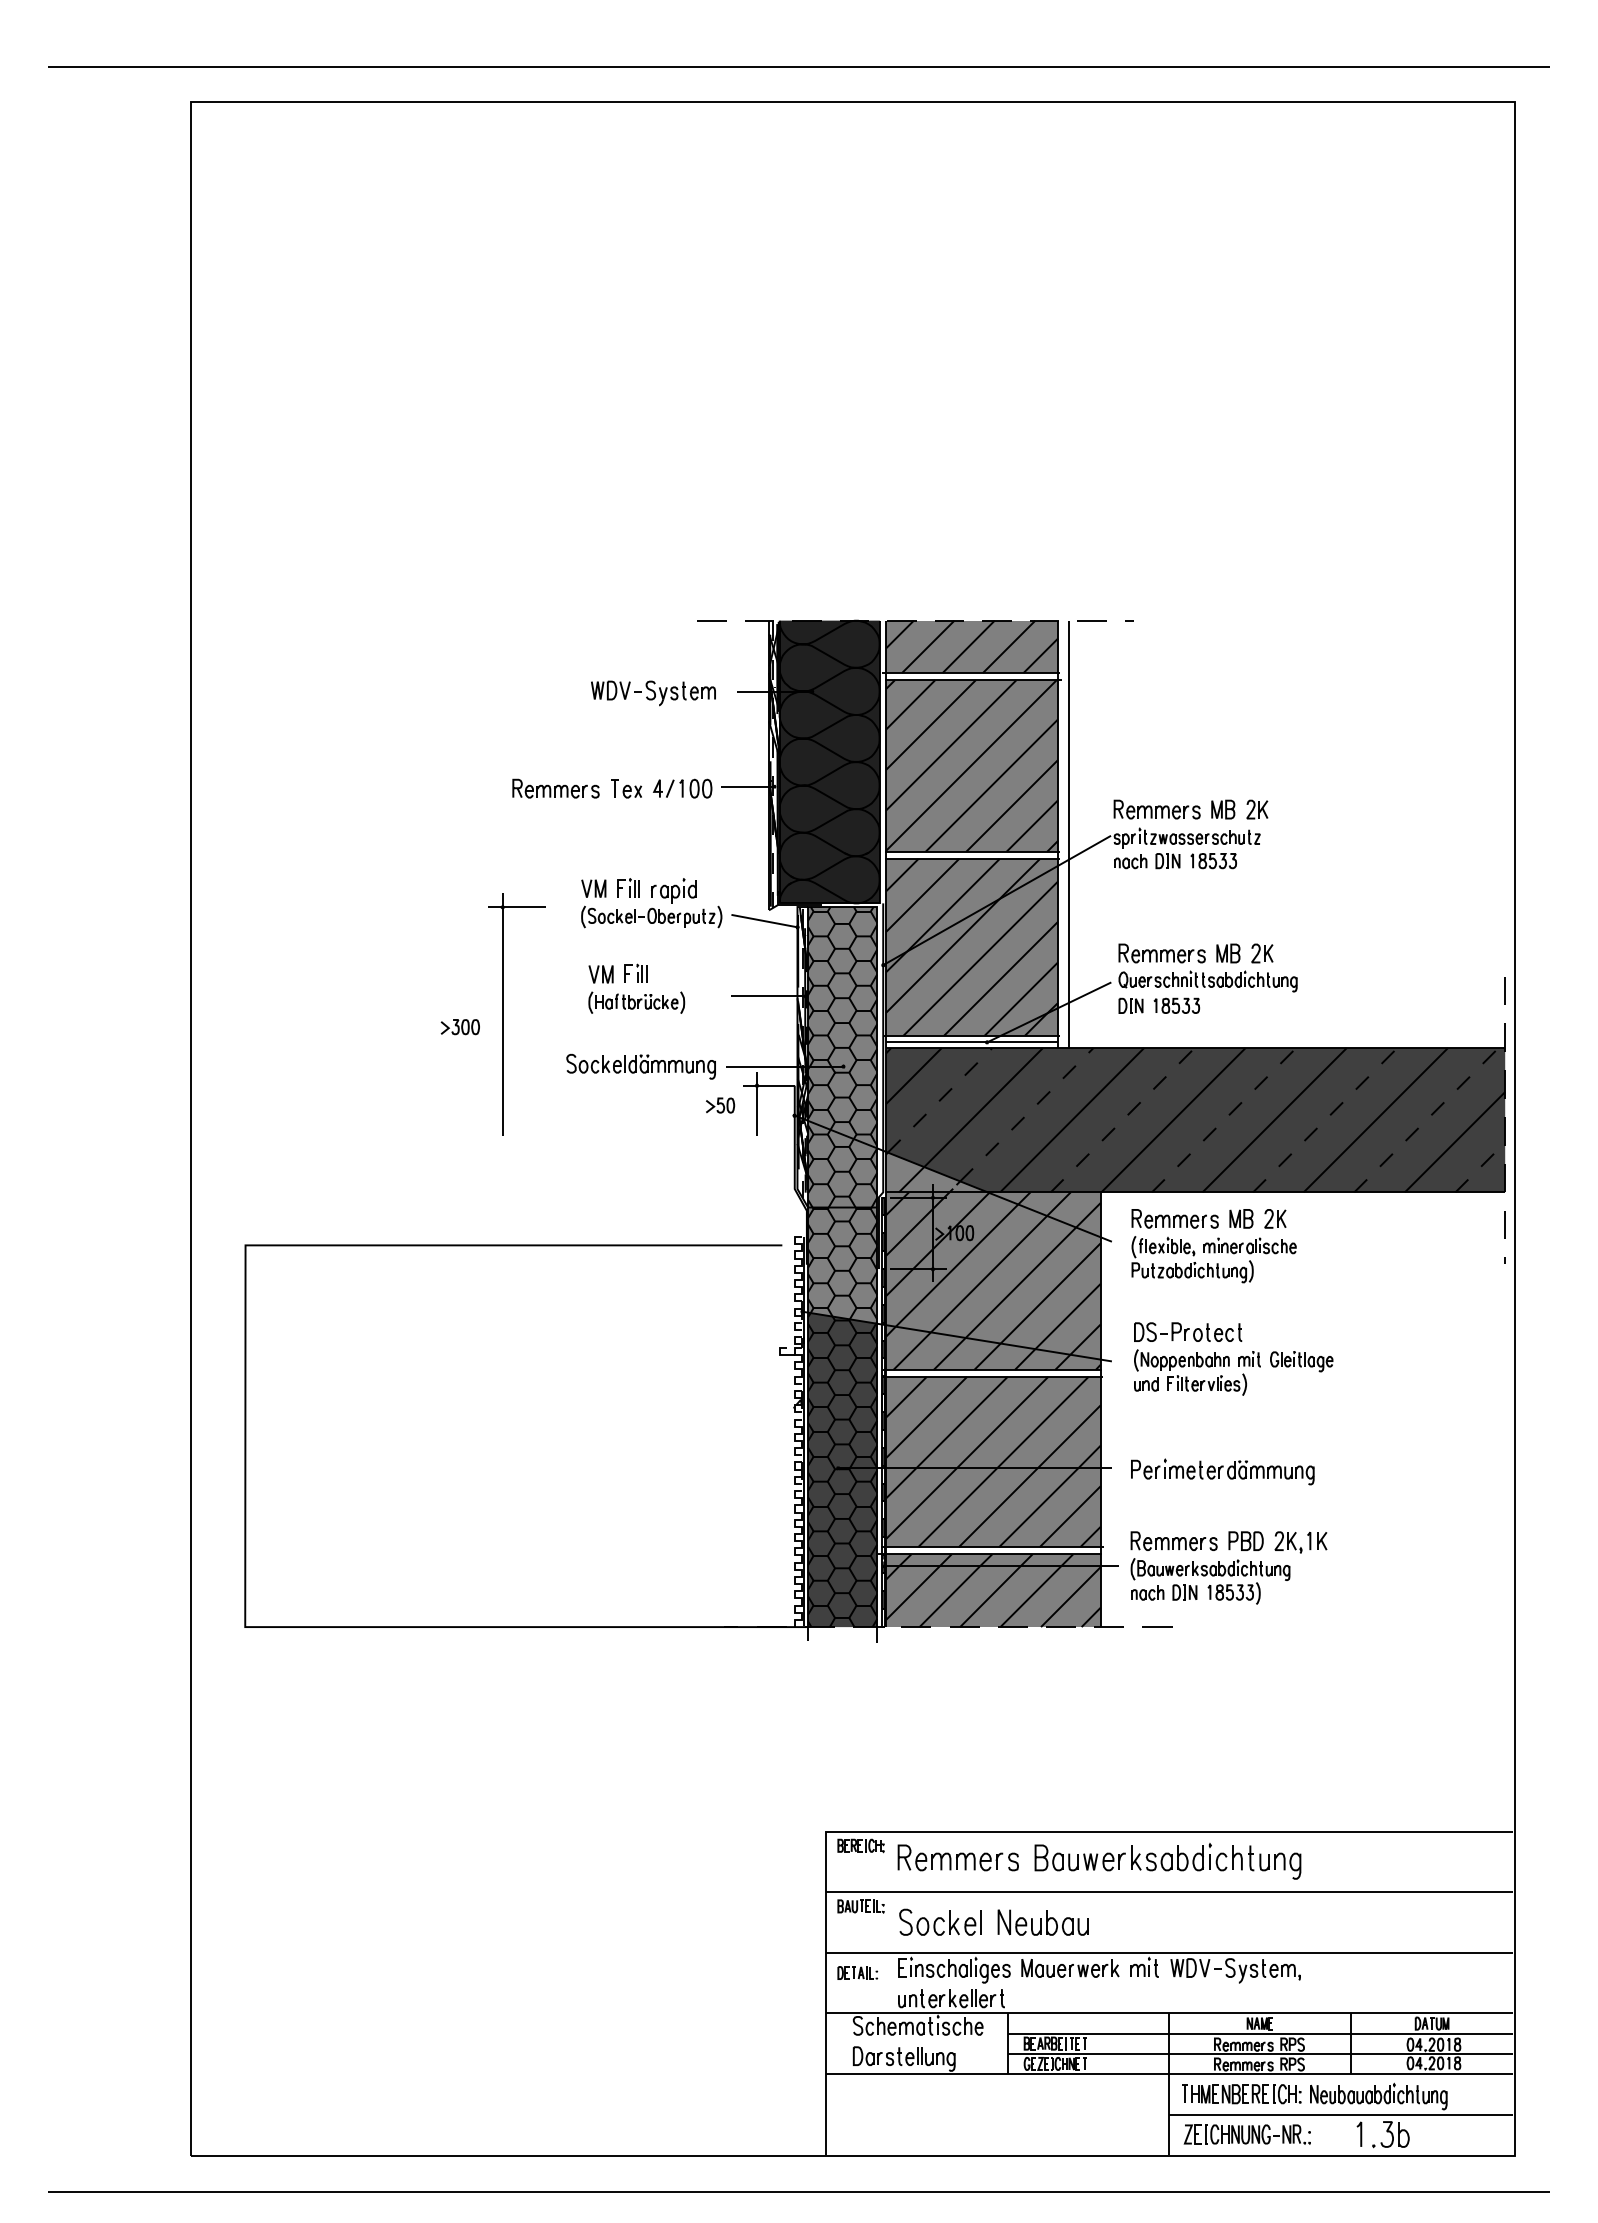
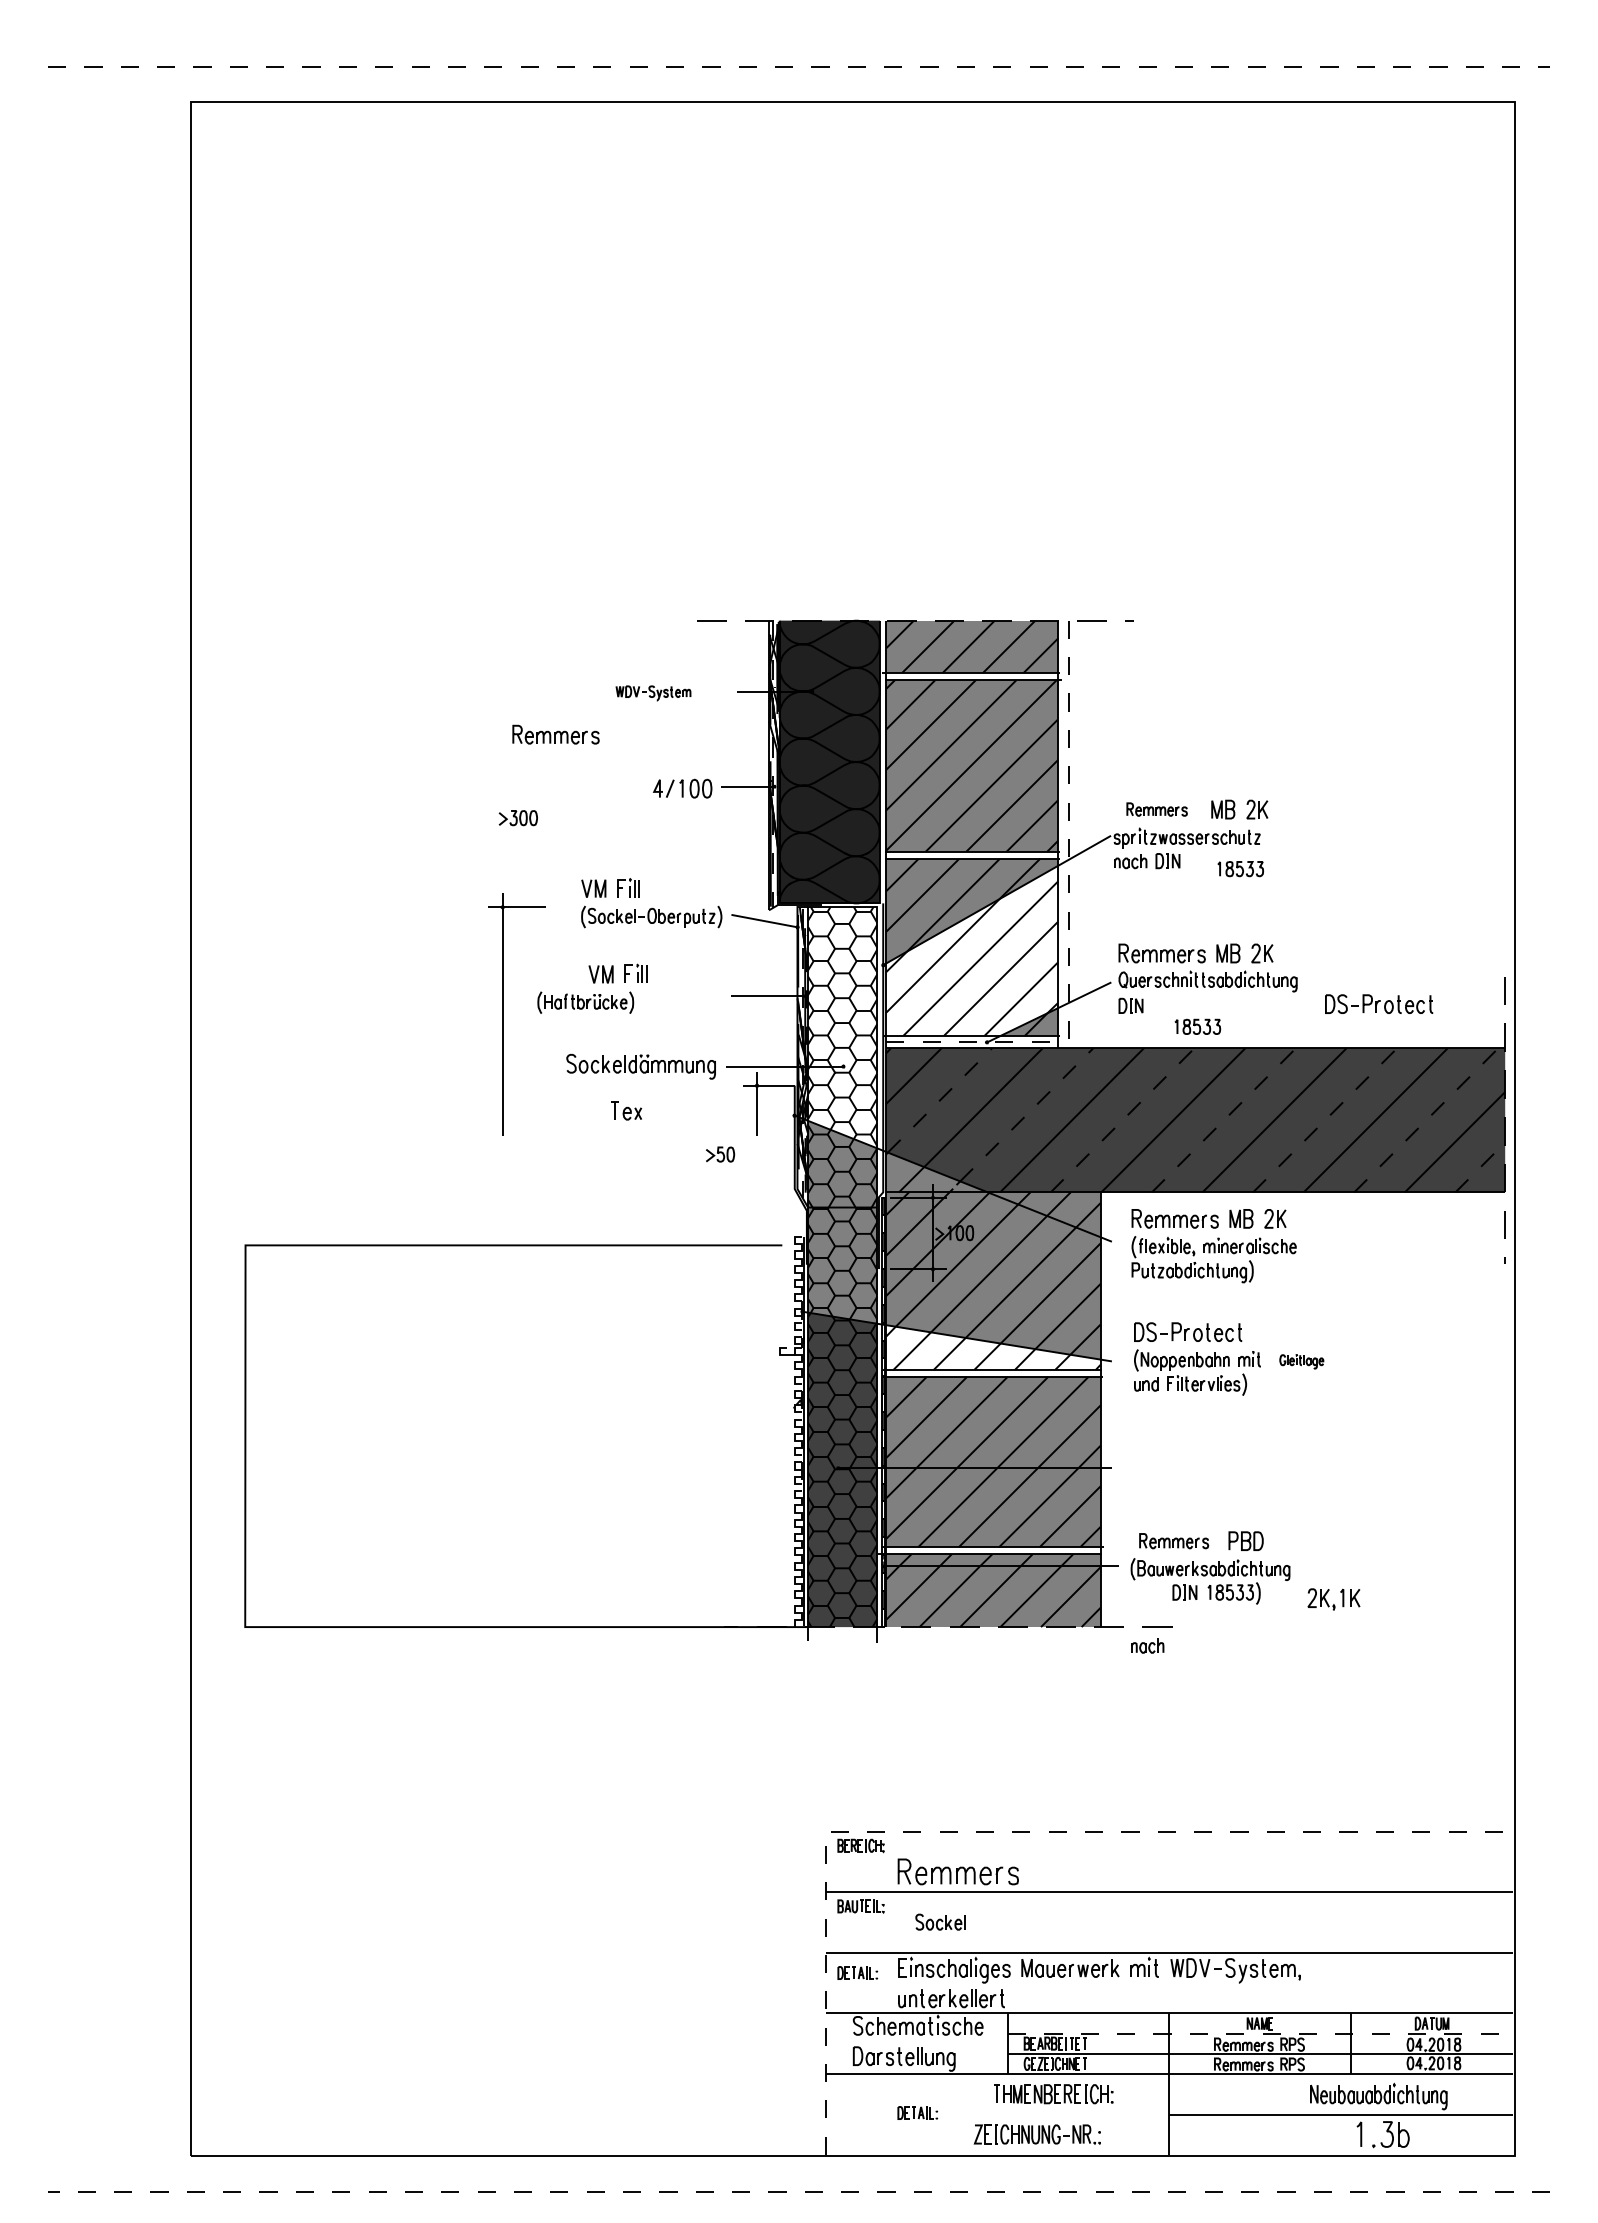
line: solid -> dashed (799, 66)
part size: 125x27 px -> 77x17 px (653, 693)
part position: (555, 788) -> (555, 734) (555, 734)
part position: (626, 788) -> (626, 1110) (626, 1110)
part size: 88x21 px -> 62x15 px (1156, 809)
line: solid -> dashed (1068, 834)
part position: (1213, 861) -> (1240, 869) (1240, 869)
part: present -> none (673, 890)
fill: present -> none (972, 950)
part position: (636, 1002) -> (585, 1002) (585, 1002)
part: none -> present (1379, 1003)
part position: (1176, 1005) -> (1197, 1026) (1197, 1026)
part position: (459, 1027) -> (517, 818) (517, 818)
fill: present -> none (842, 1027)
line: solid -> dashed (972, 1042)
part position: (720, 1105) -> (720, 1154) (720, 1154)
fill: present -> none (993, 1347)
part size: 64x22 px -> 46x16 px (1301, 1361)
part: present -> none (1222, 1471)
part size: 88x20 px -> 71x17 px (1174, 1541)
part position: (1300, 1542) -> (1333, 1599) (1333, 1599)
part position: (1147, 1592) -> (1147, 1645) (1147, 1645)
line: solid -> dashed (1008, 1831)
part position: (957, 1857) -> (957, 1871) (957, 1871)
part: present -> none (1167, 1861)
part size: 83x28 px -> 51x18 px (940, 1921)
part: present -> none (1042, 1922)
line: solid -> dashed (1261, 2033)
part position: (1241, 2094) -> (1053, 2094) (1053, 2094)
part: none -> present (917, 2112)
part position: (1246, 2134) -> (1036, 2134) (1036, 2134)
line: solid -> dashed (799, 2192)
